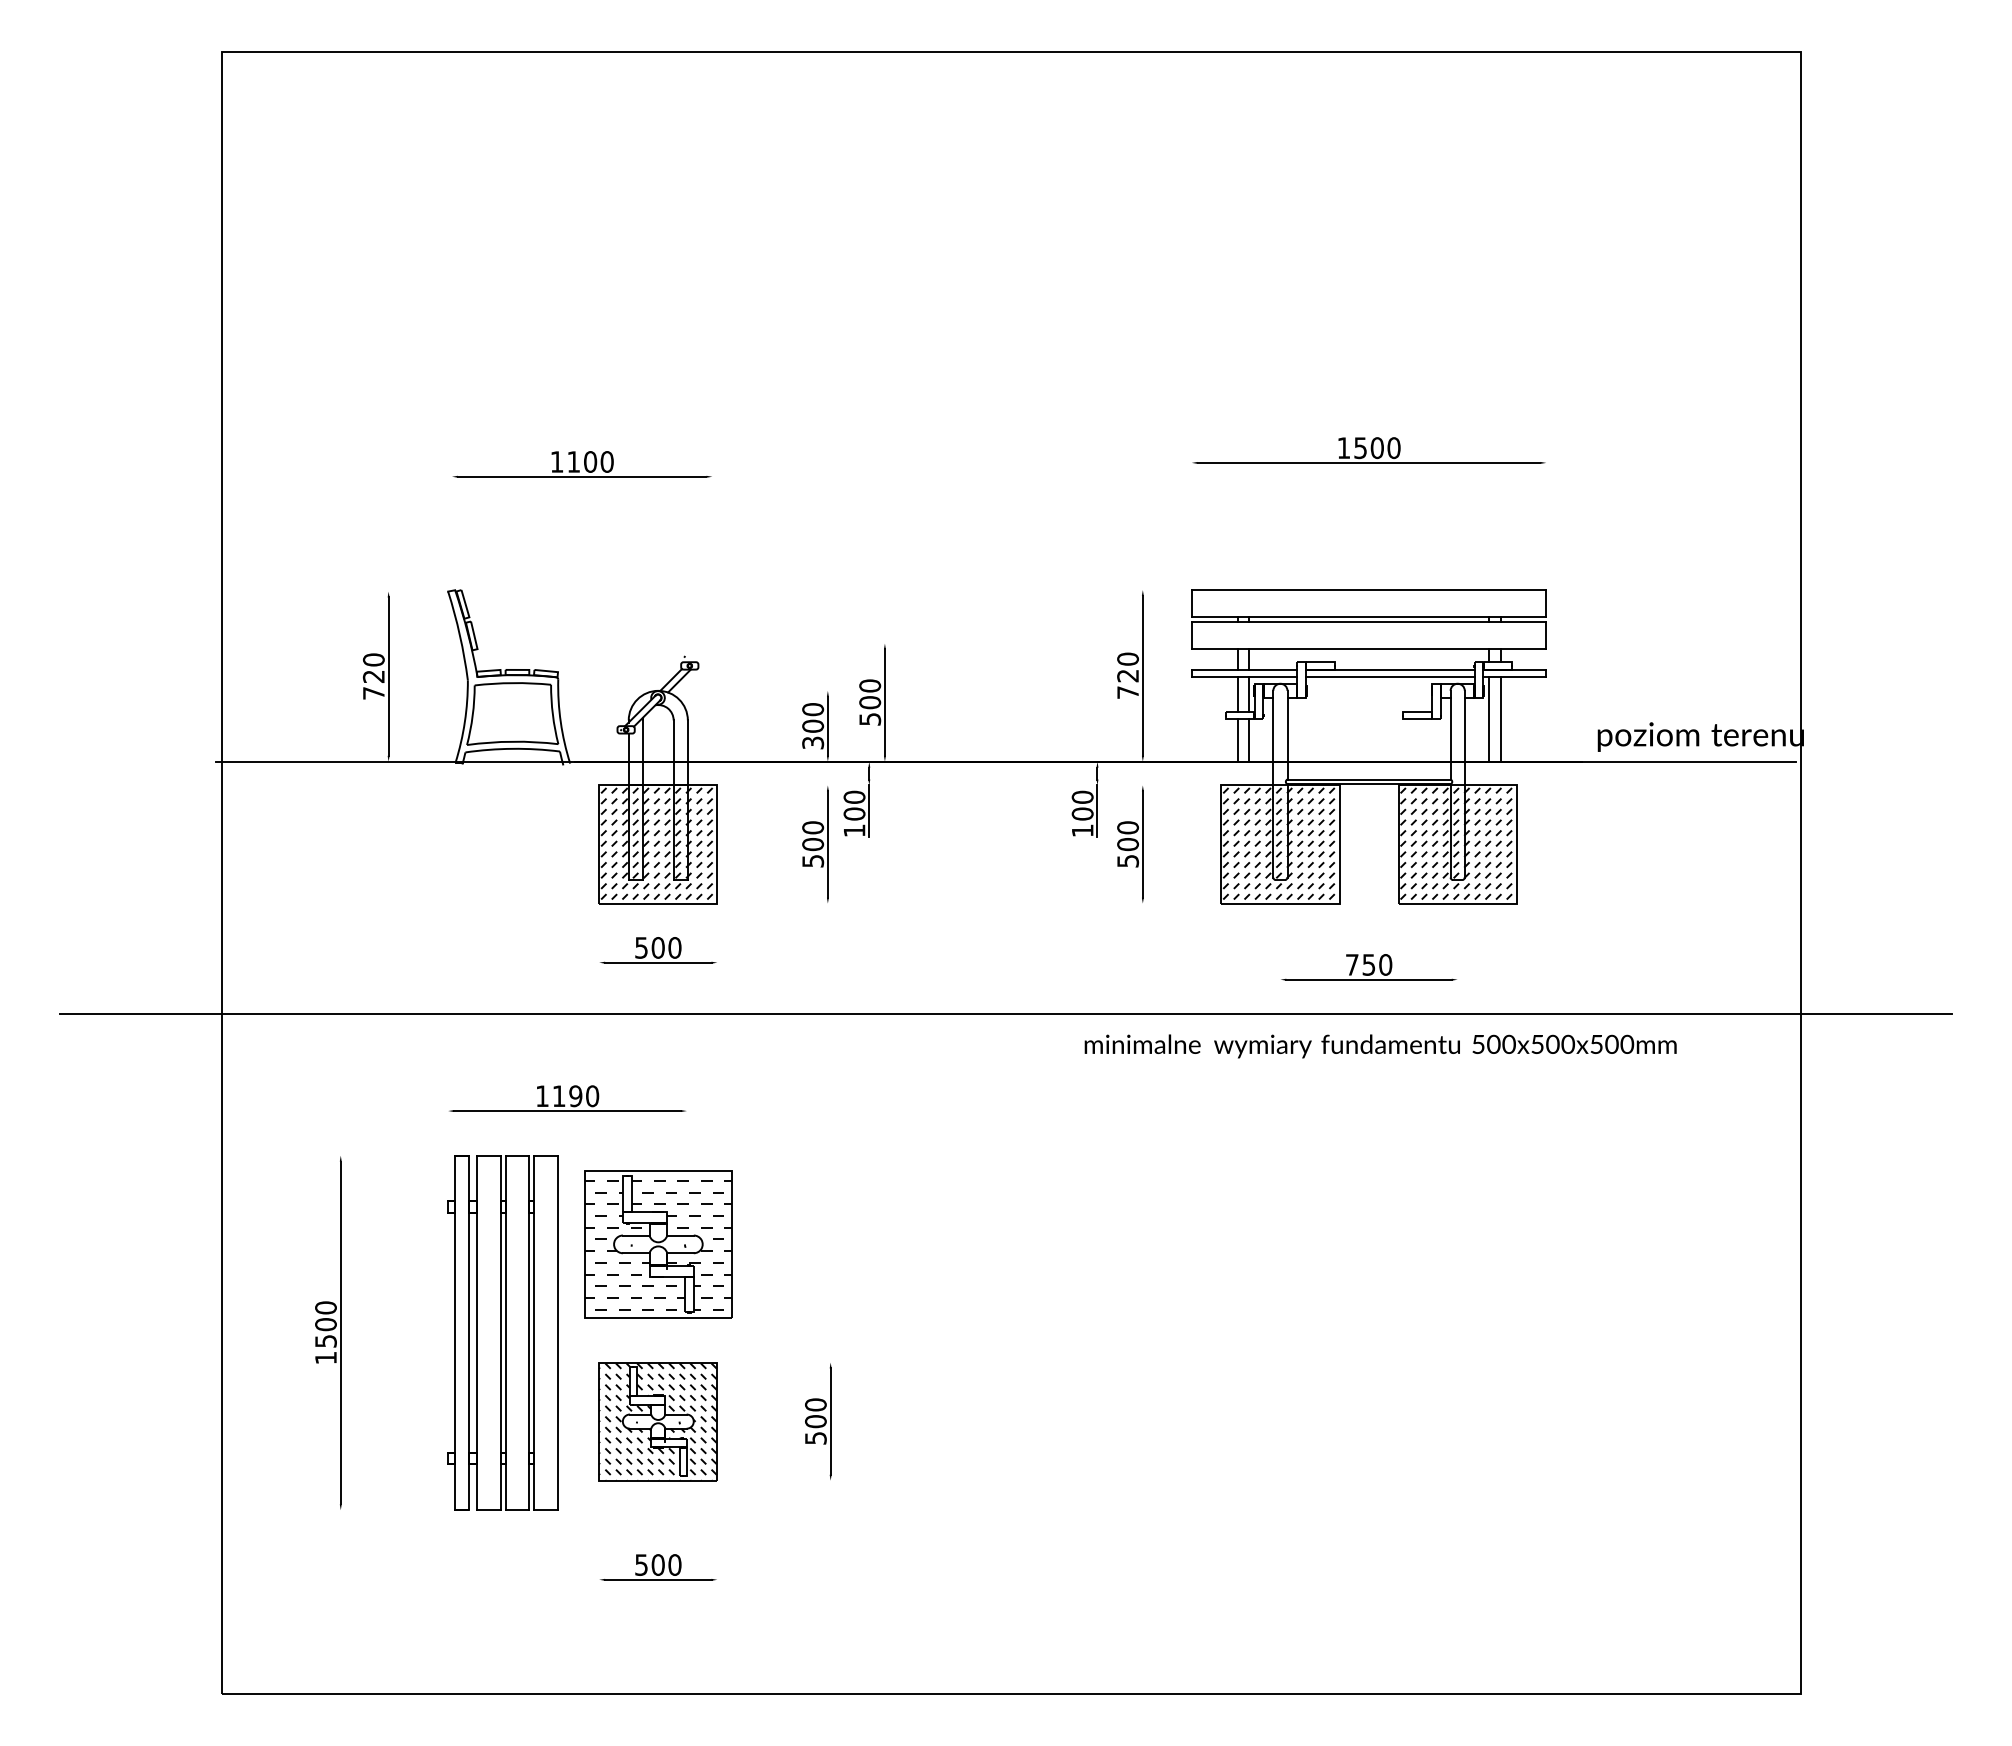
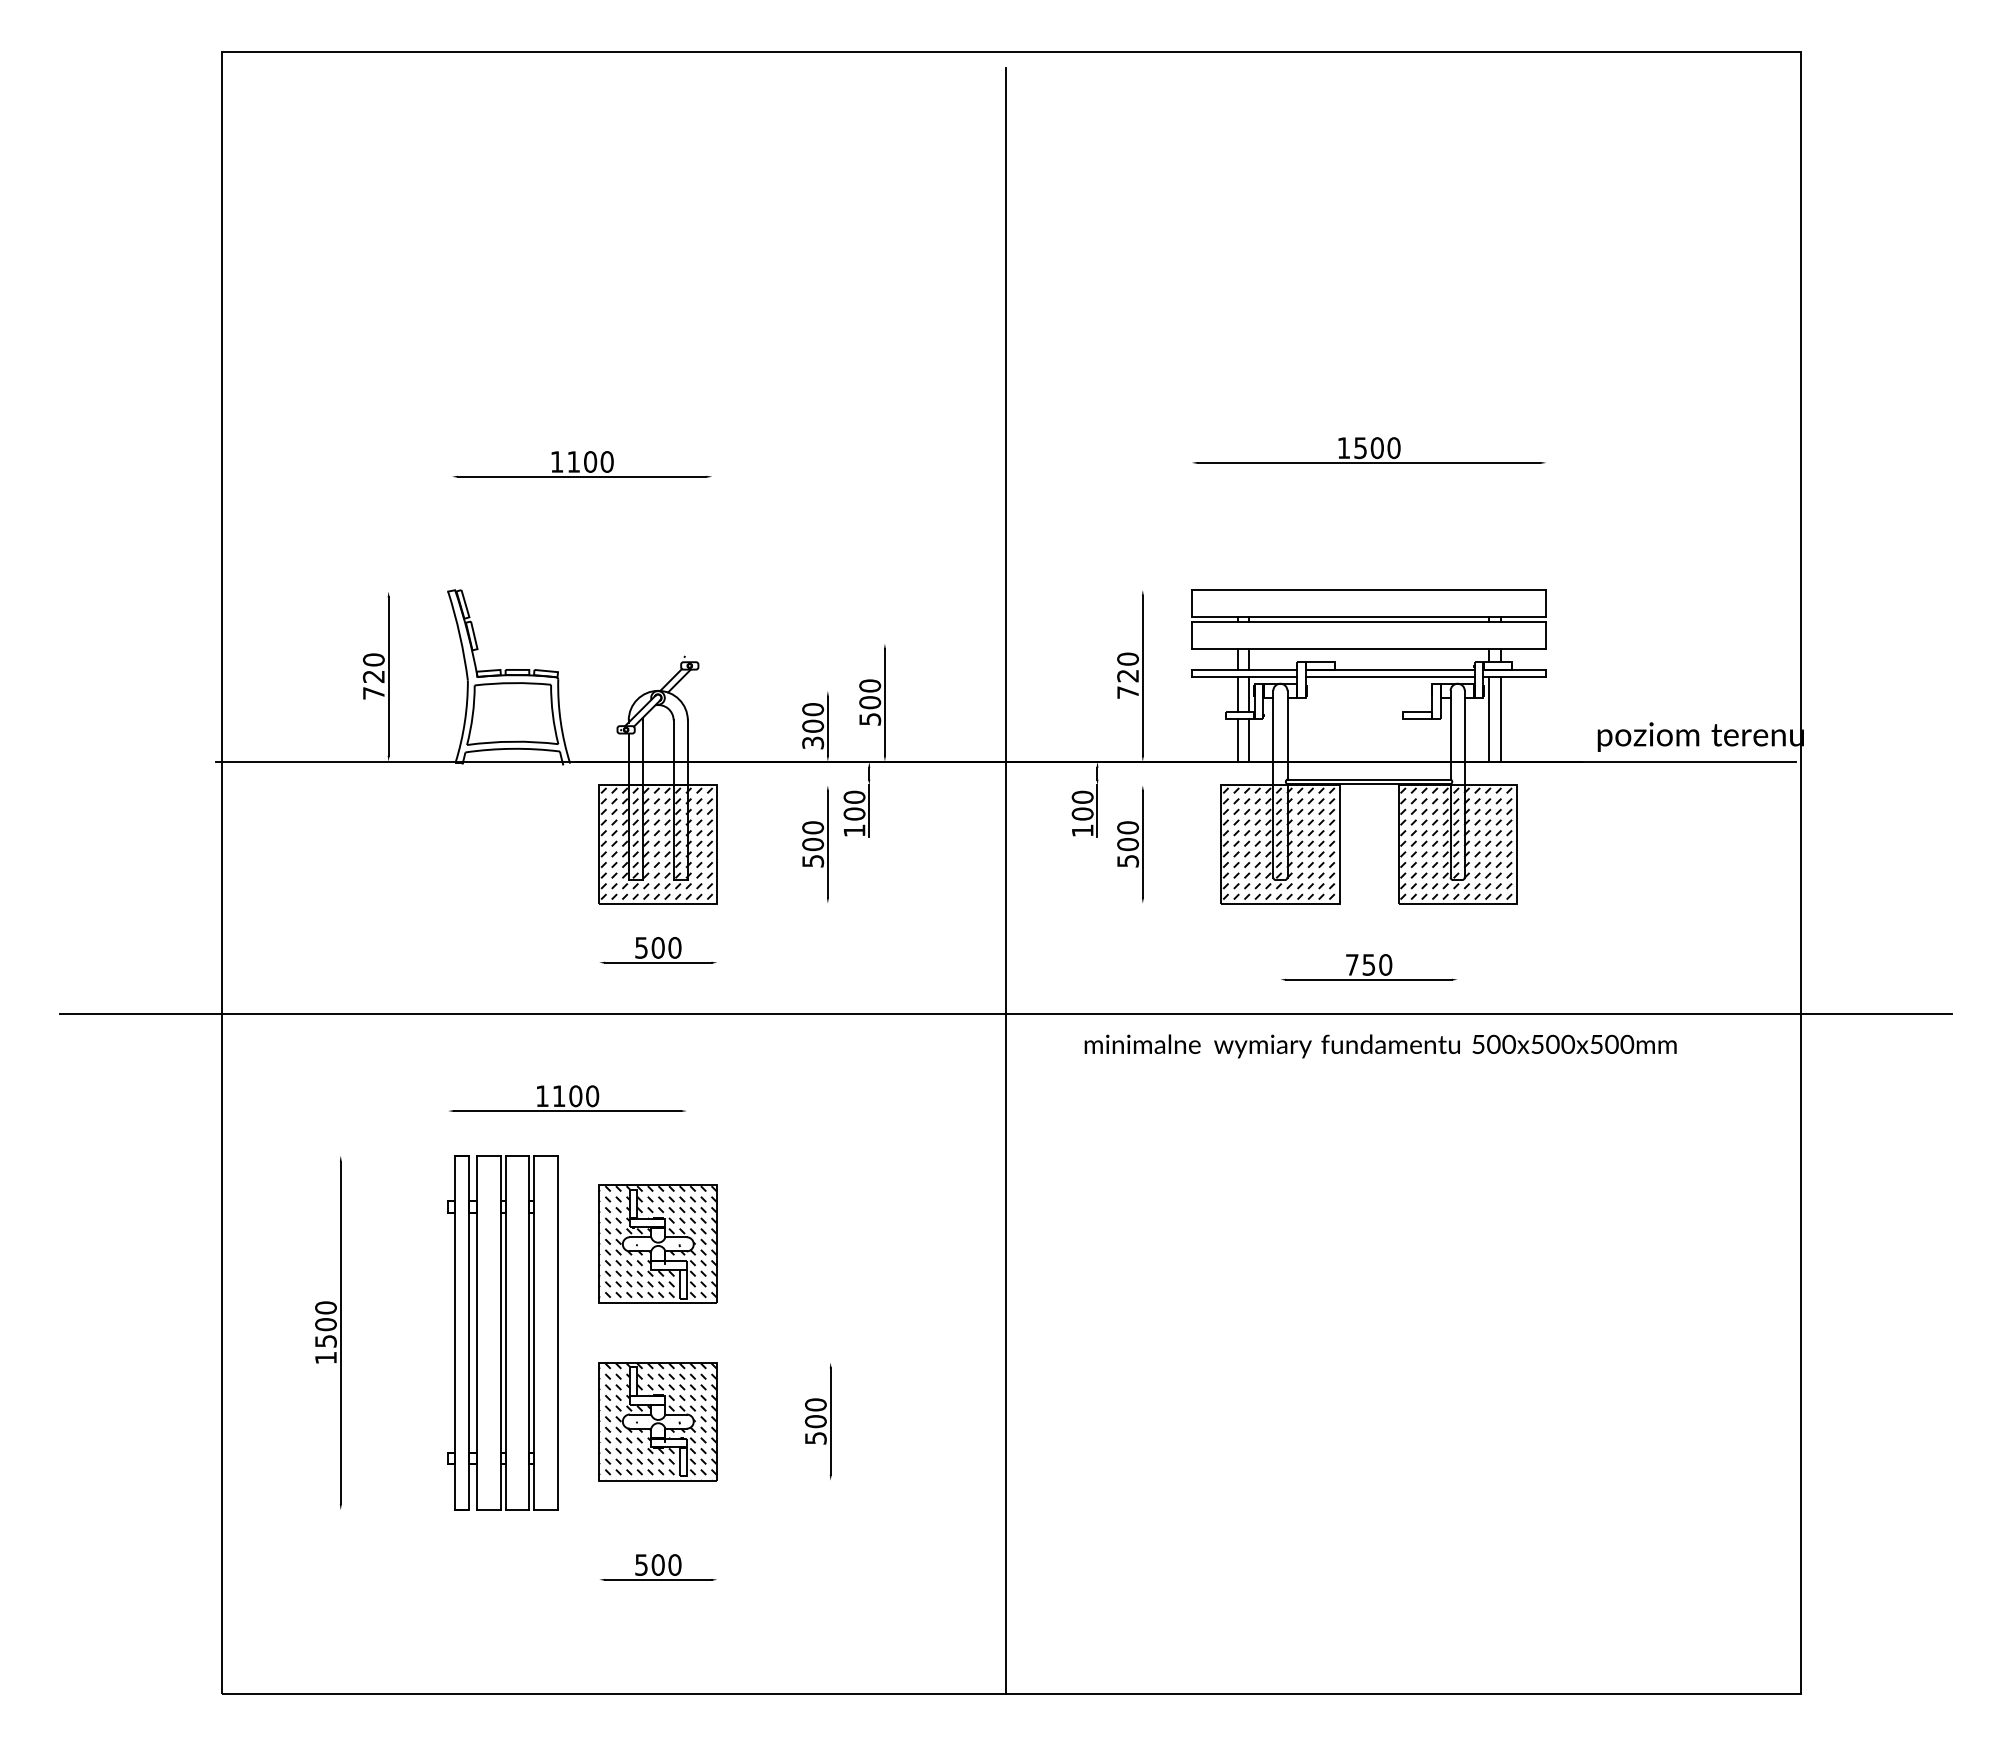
line: none -> present (1006, 880)
text: 1190 -> 1100 (575, 1096)
part size: 149x149 px -> 120x120 px (657, 1243)
